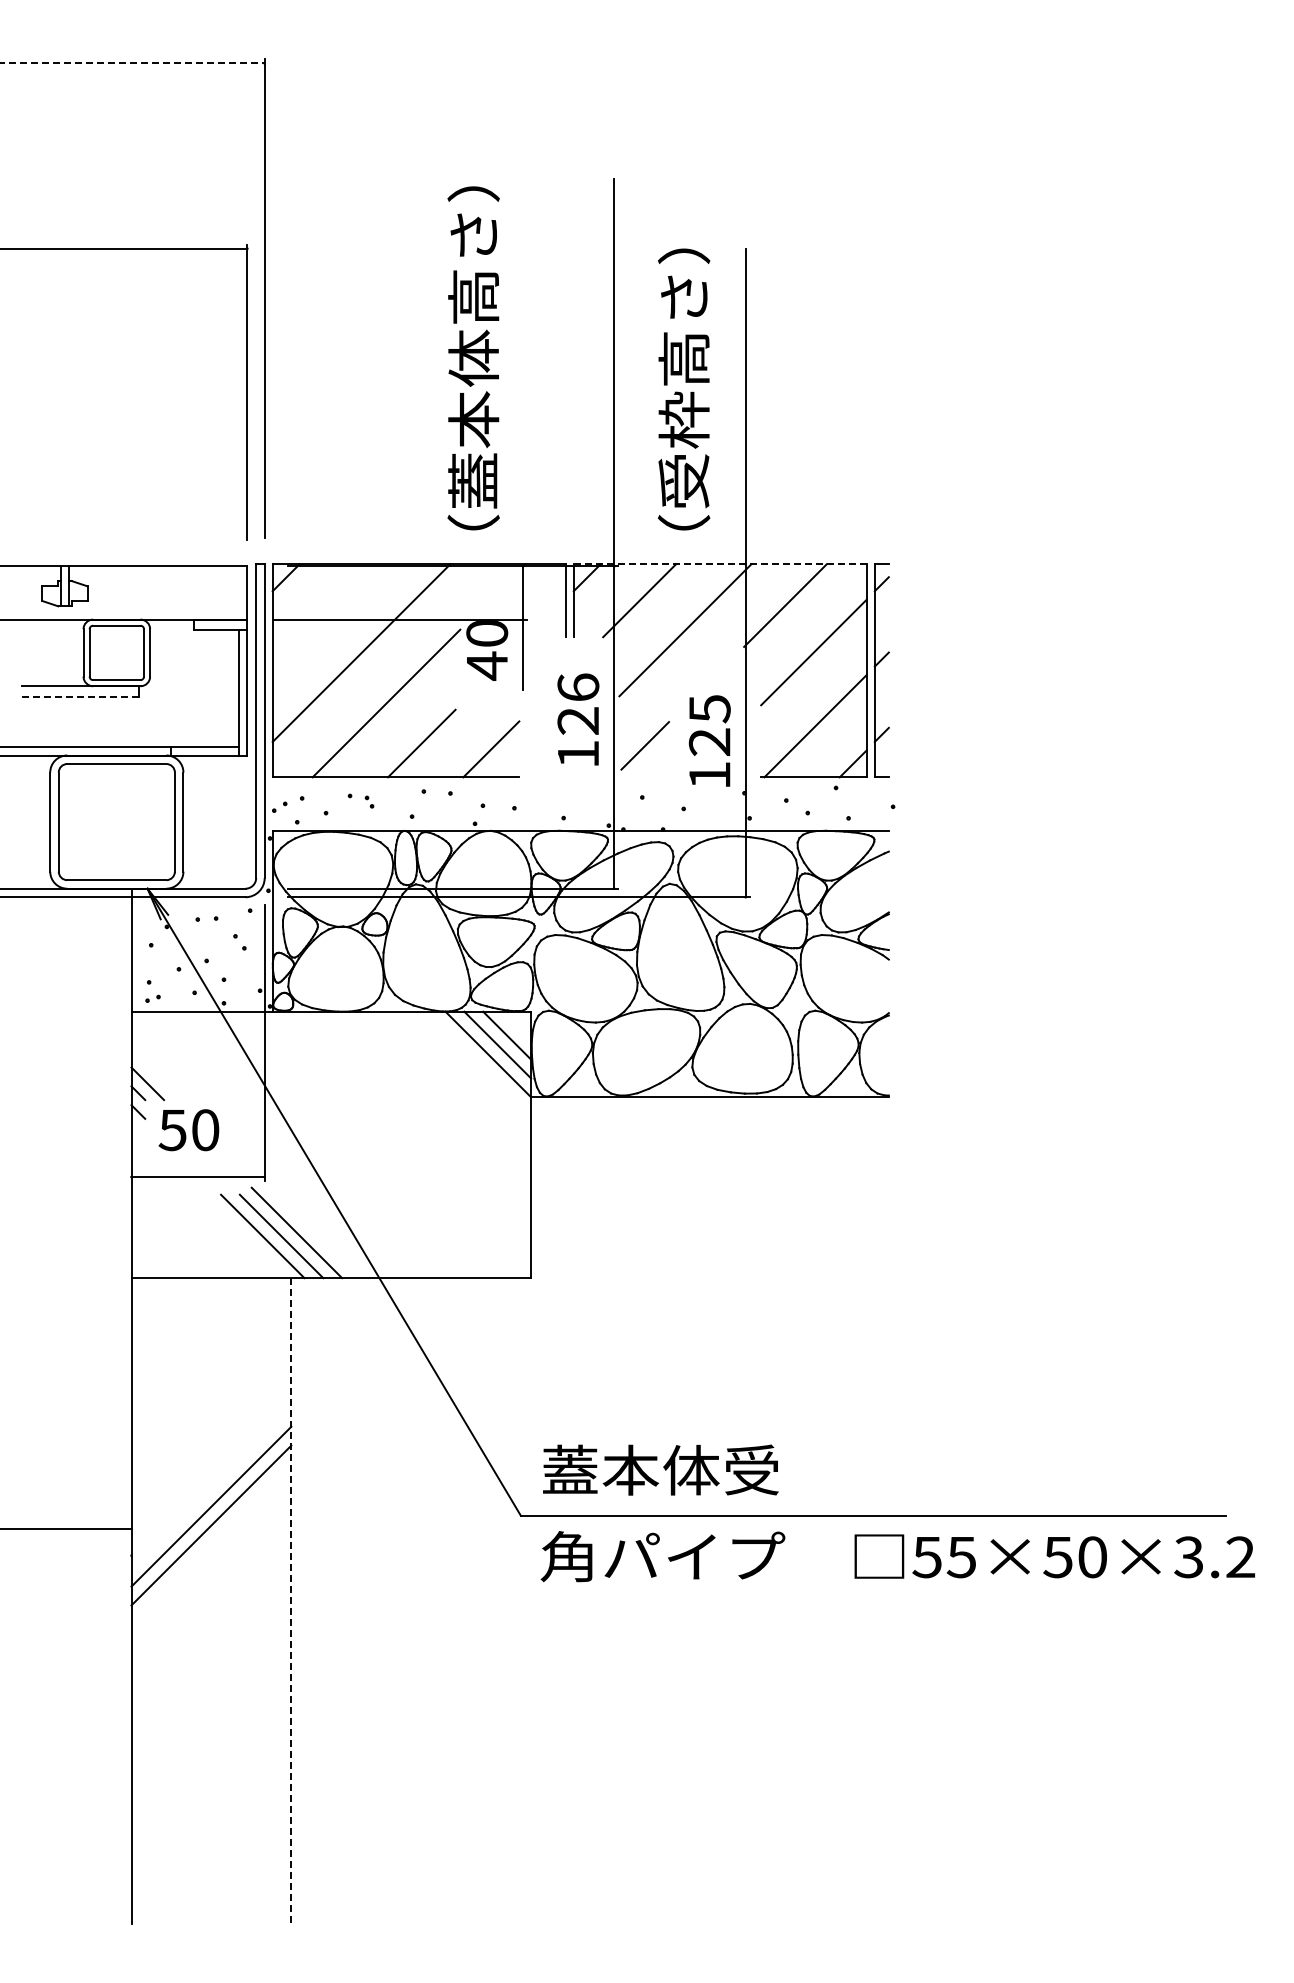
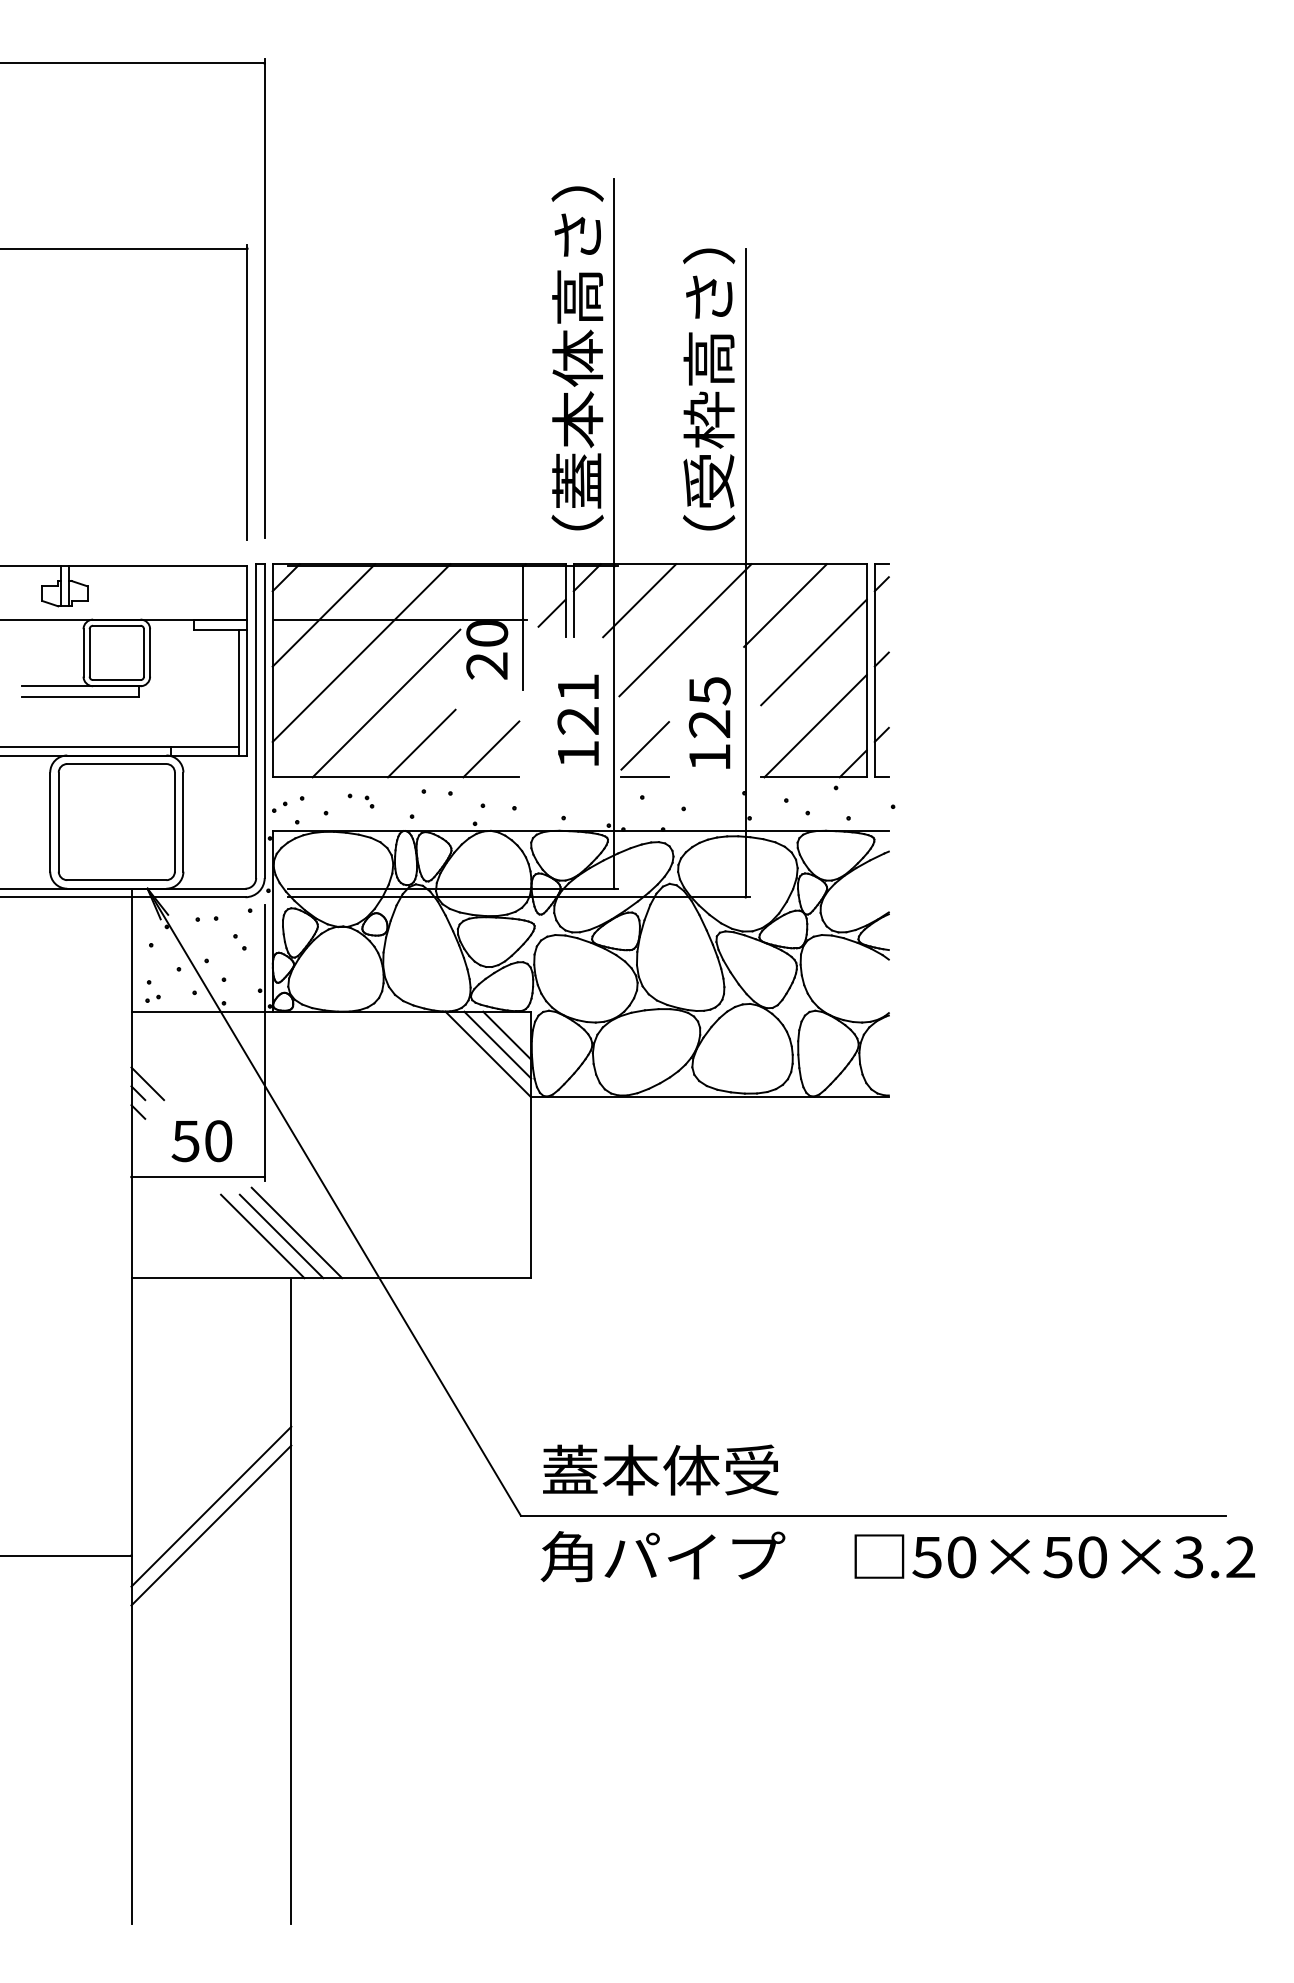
line: dashed -> solid (132, 63)
text position: (473, 358) -> (577, 358) (577, 358)
text position: (684, 389) -> (709, 389) (709, 389)
line: dashed -> solid (720, 564)
line: none -> present (551, 612)
line: none -> present (323, 615)
text: 40 -> 20 (486, 665)
text: 126 -> 121 (578, 686)
line: dashed -> solid (80, 696)
text position: (709, 740) -> (709, 722) (709, 722)
line: none -> present (645, 777)
text position: (188, 1130) -> (201, 1141) (201, 1141)
line position: (66, 1528) -> (66, 1555) (66, 1555)
text: 55×50×3.2 -> 50×50×3.2 (961, 1557)
line: dashed -> solid (291, 1600)
